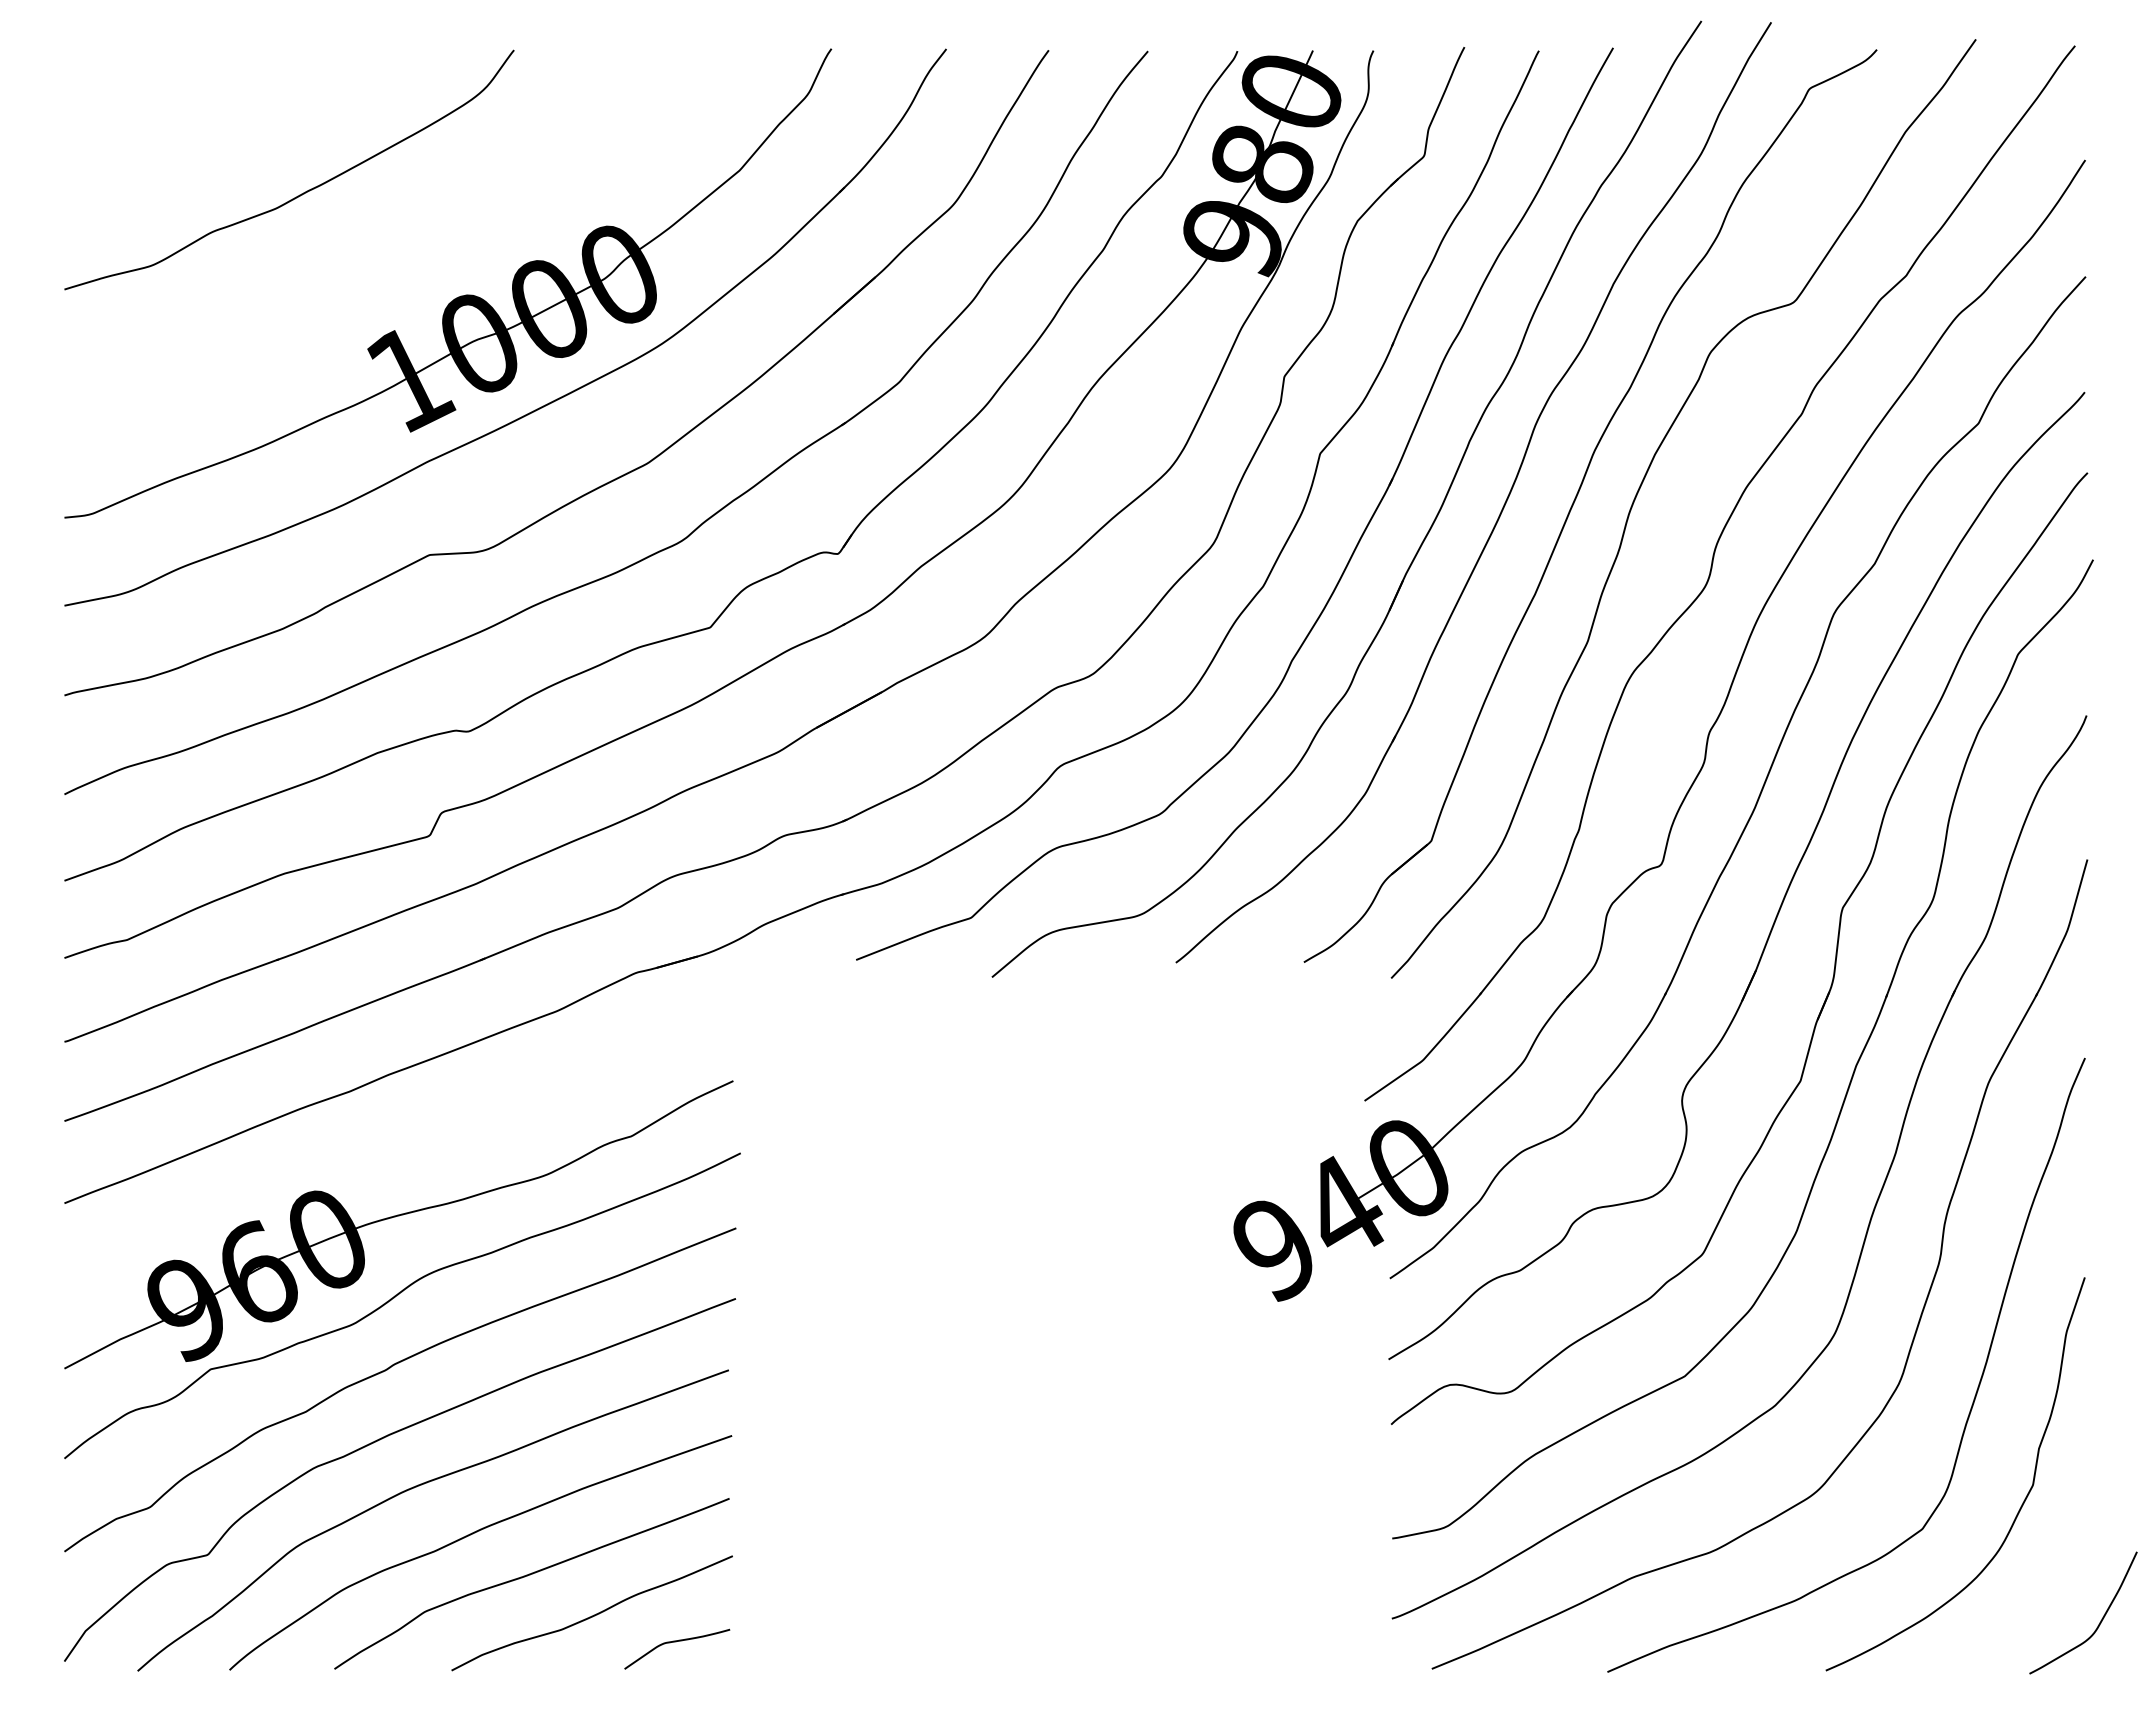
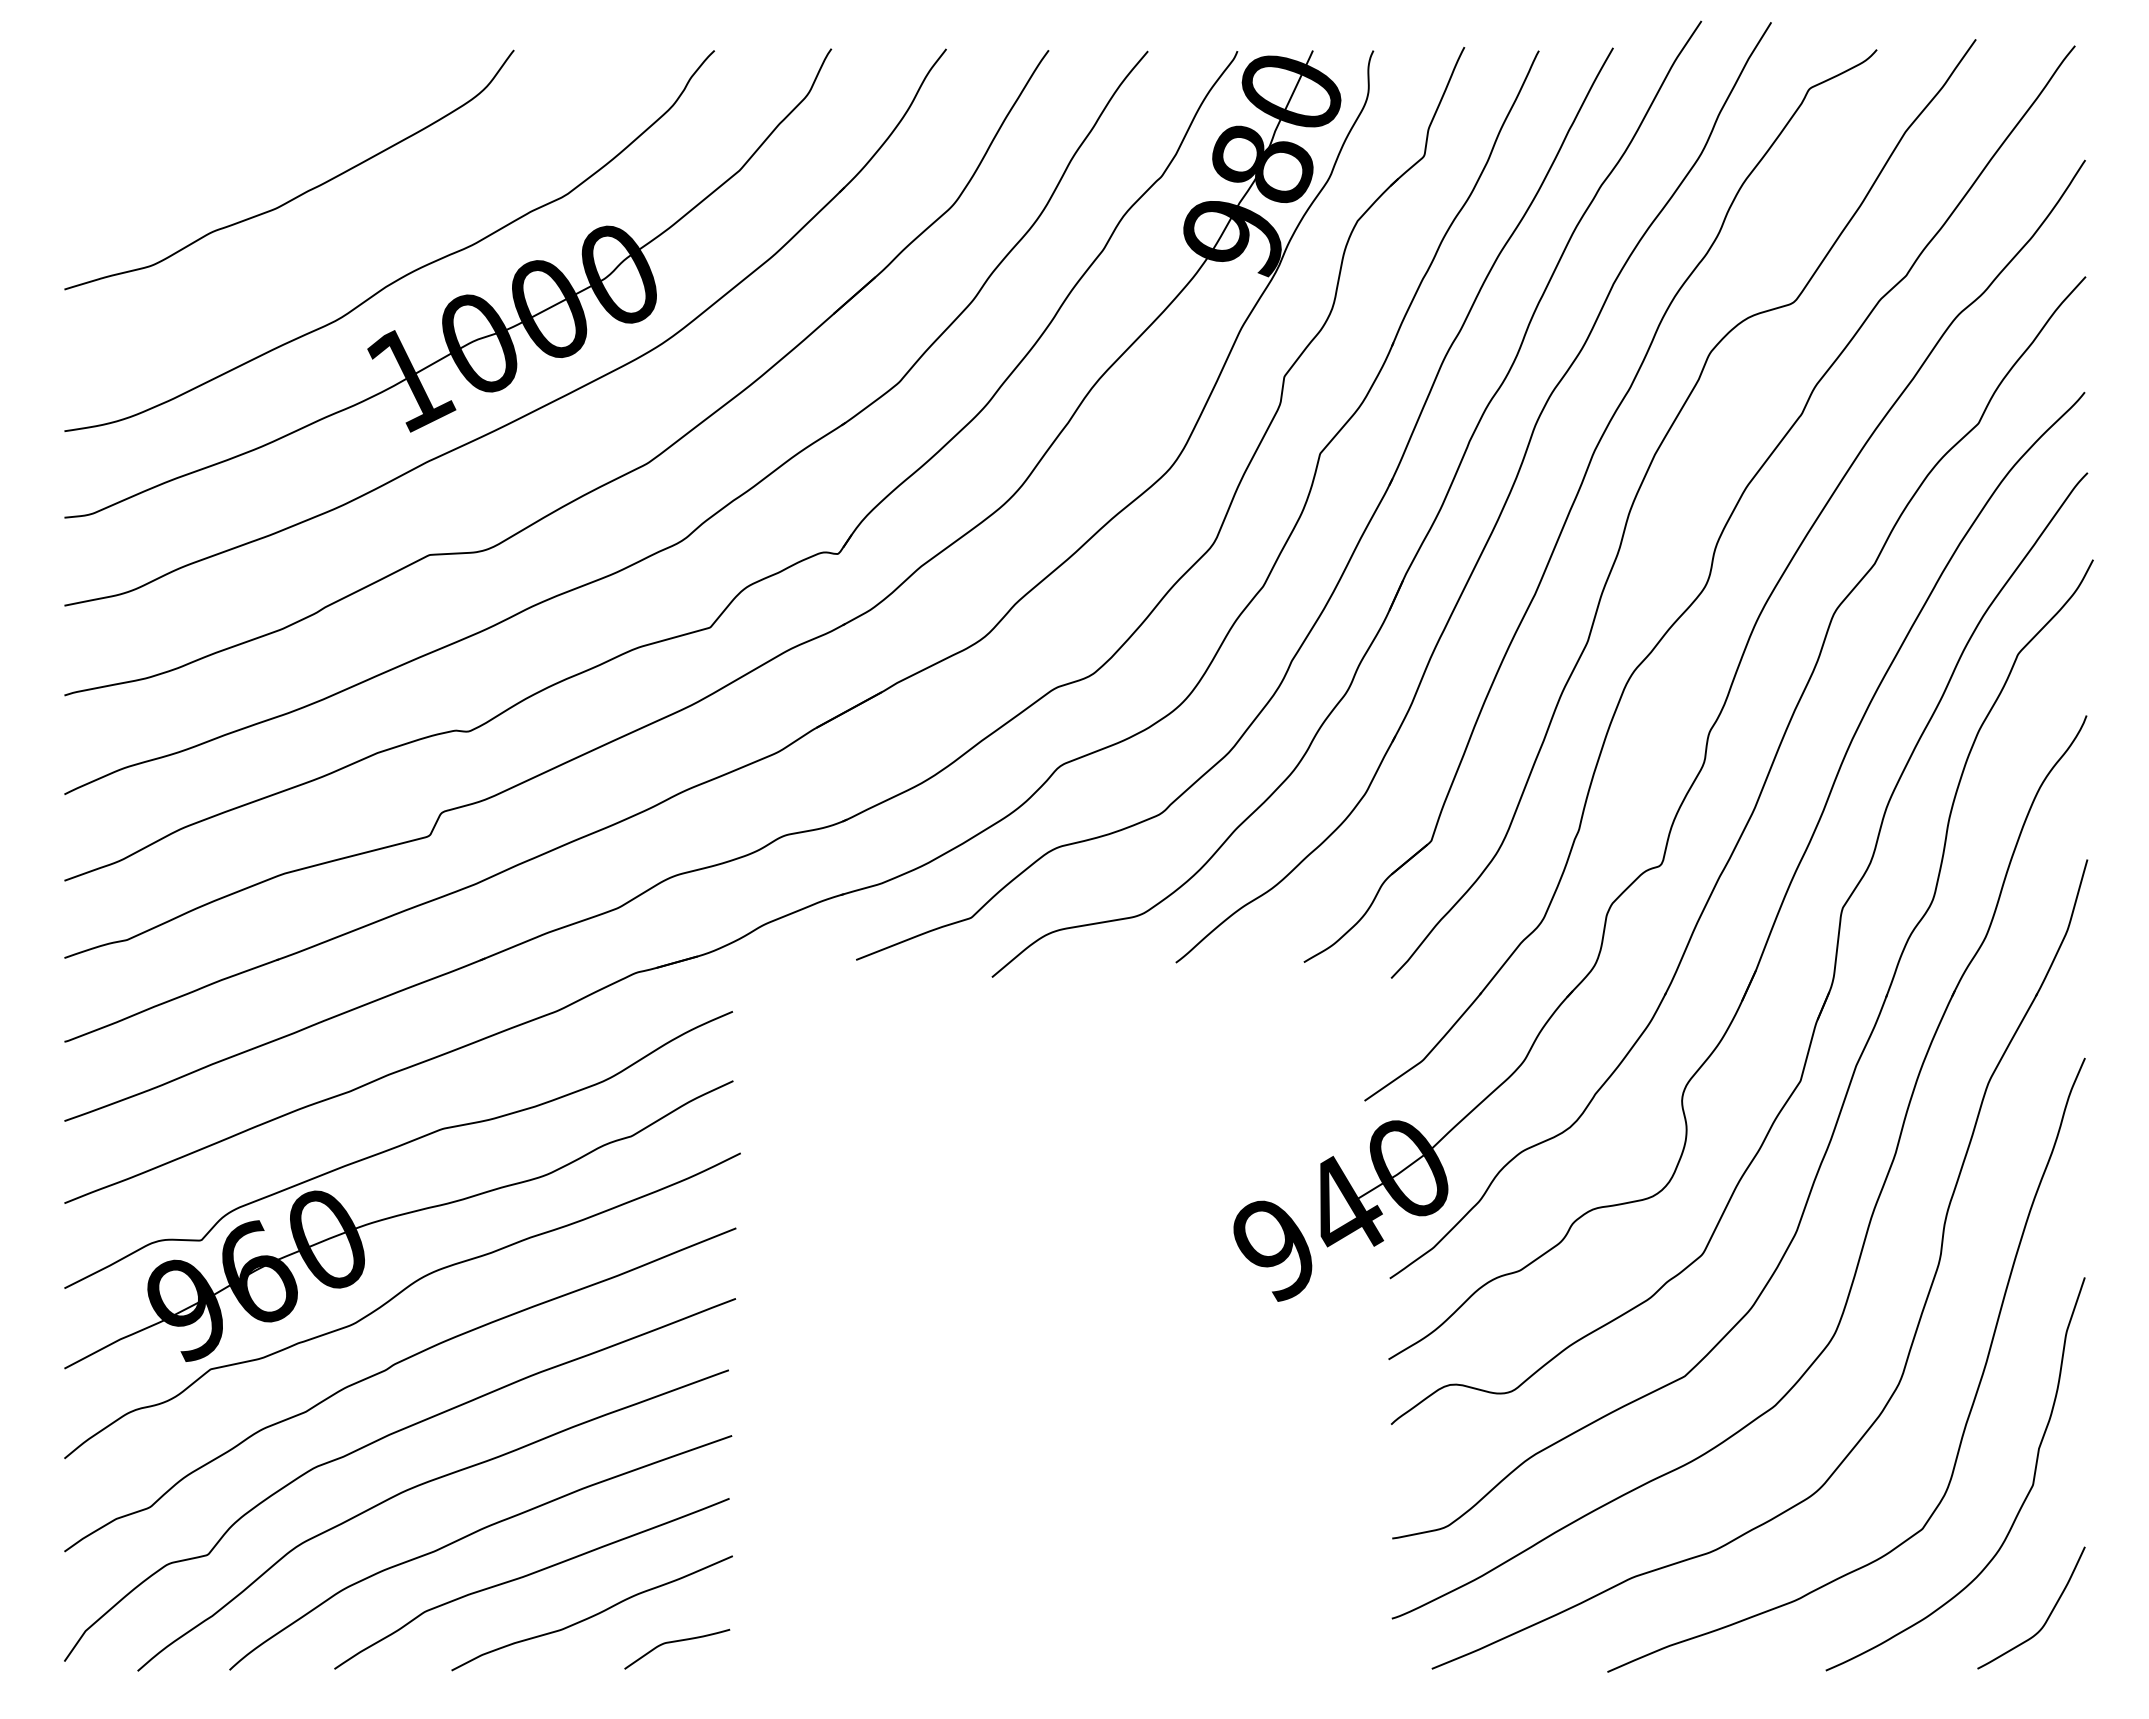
curve: none -> present (405, 274)
curve: none -> present (398, 1147)
curve position: (2100, 1620) -> (2048, 1615) (2048, 1615)
